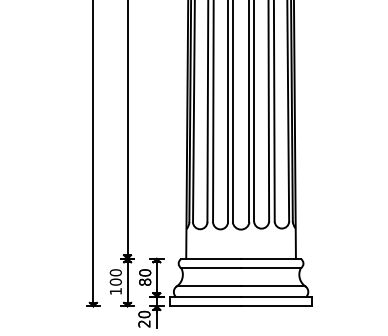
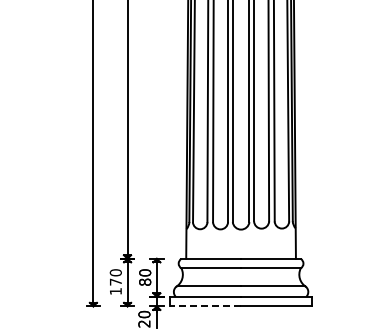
text: 100 -> 170 (115, 281)
line: solid -> dashed (205, 306)
